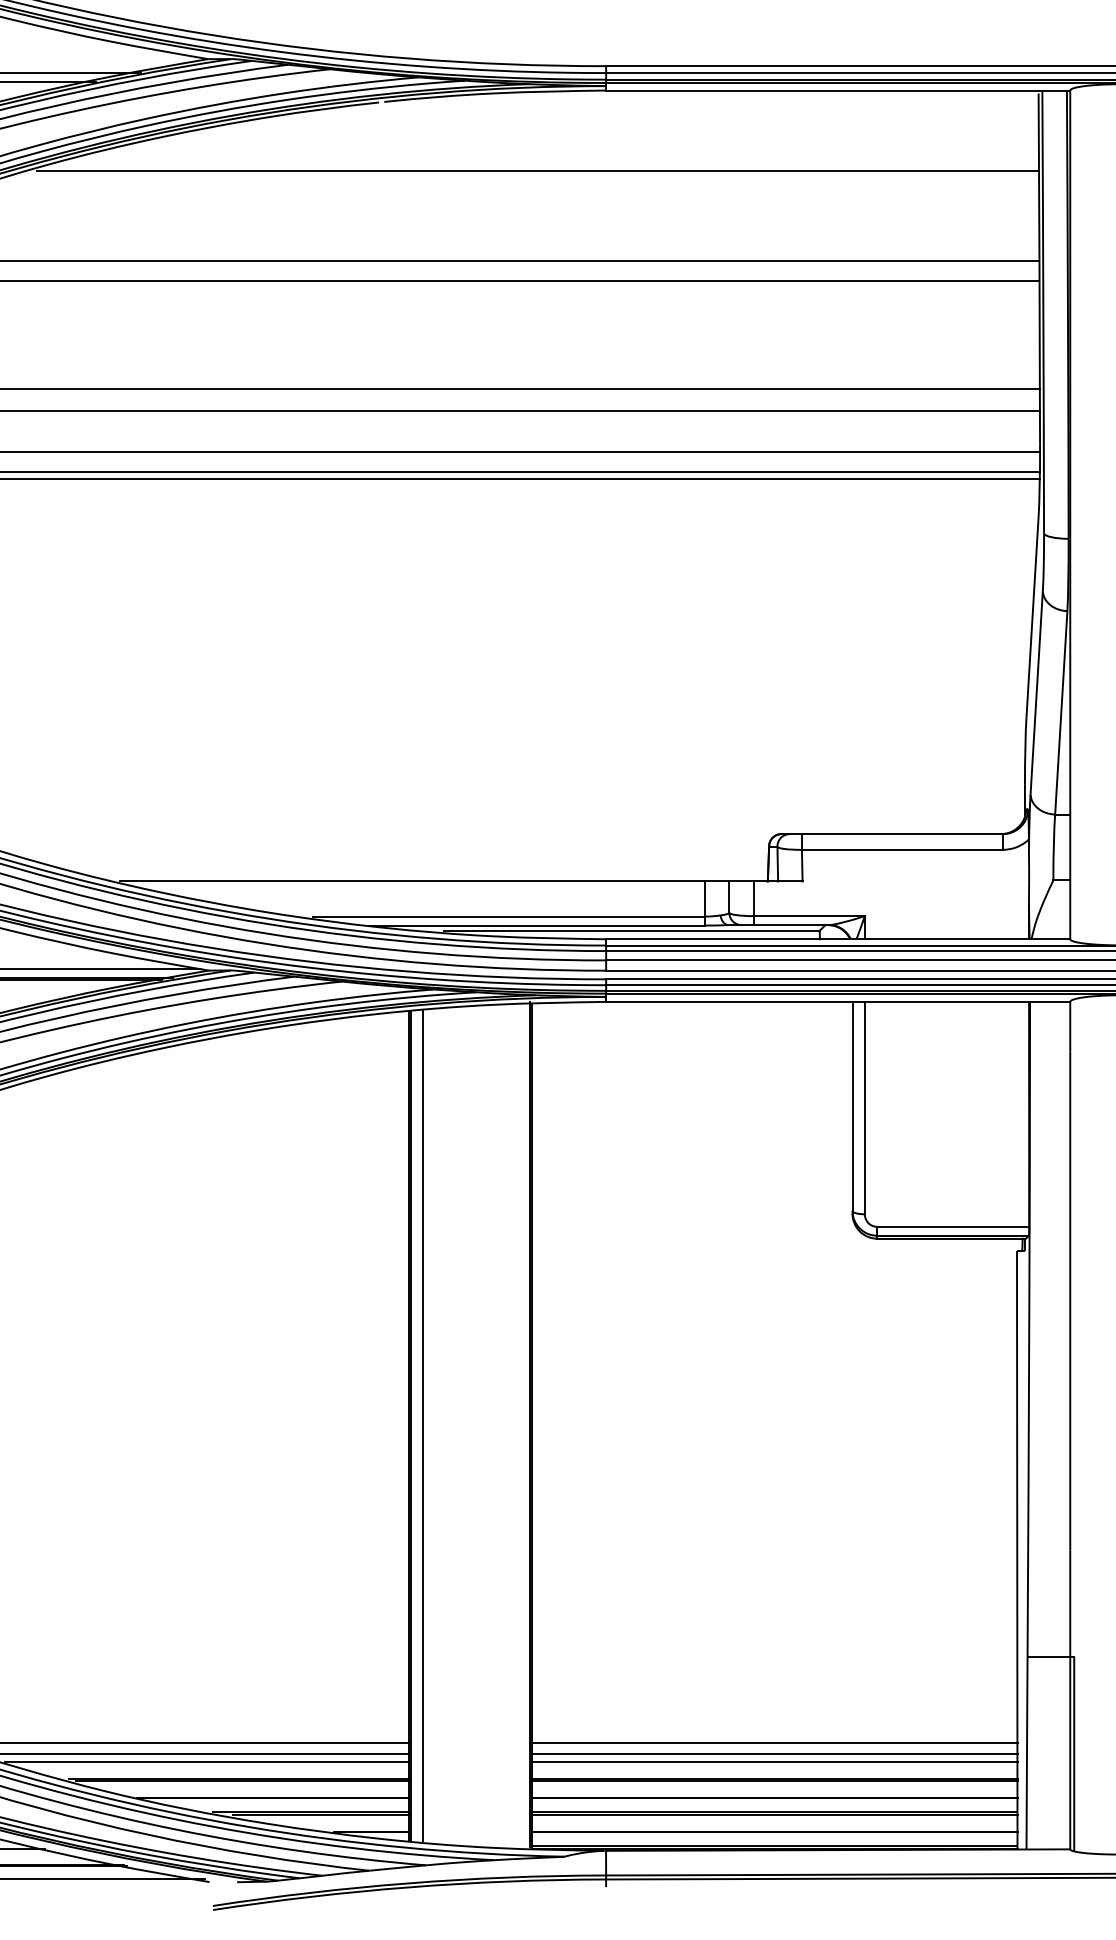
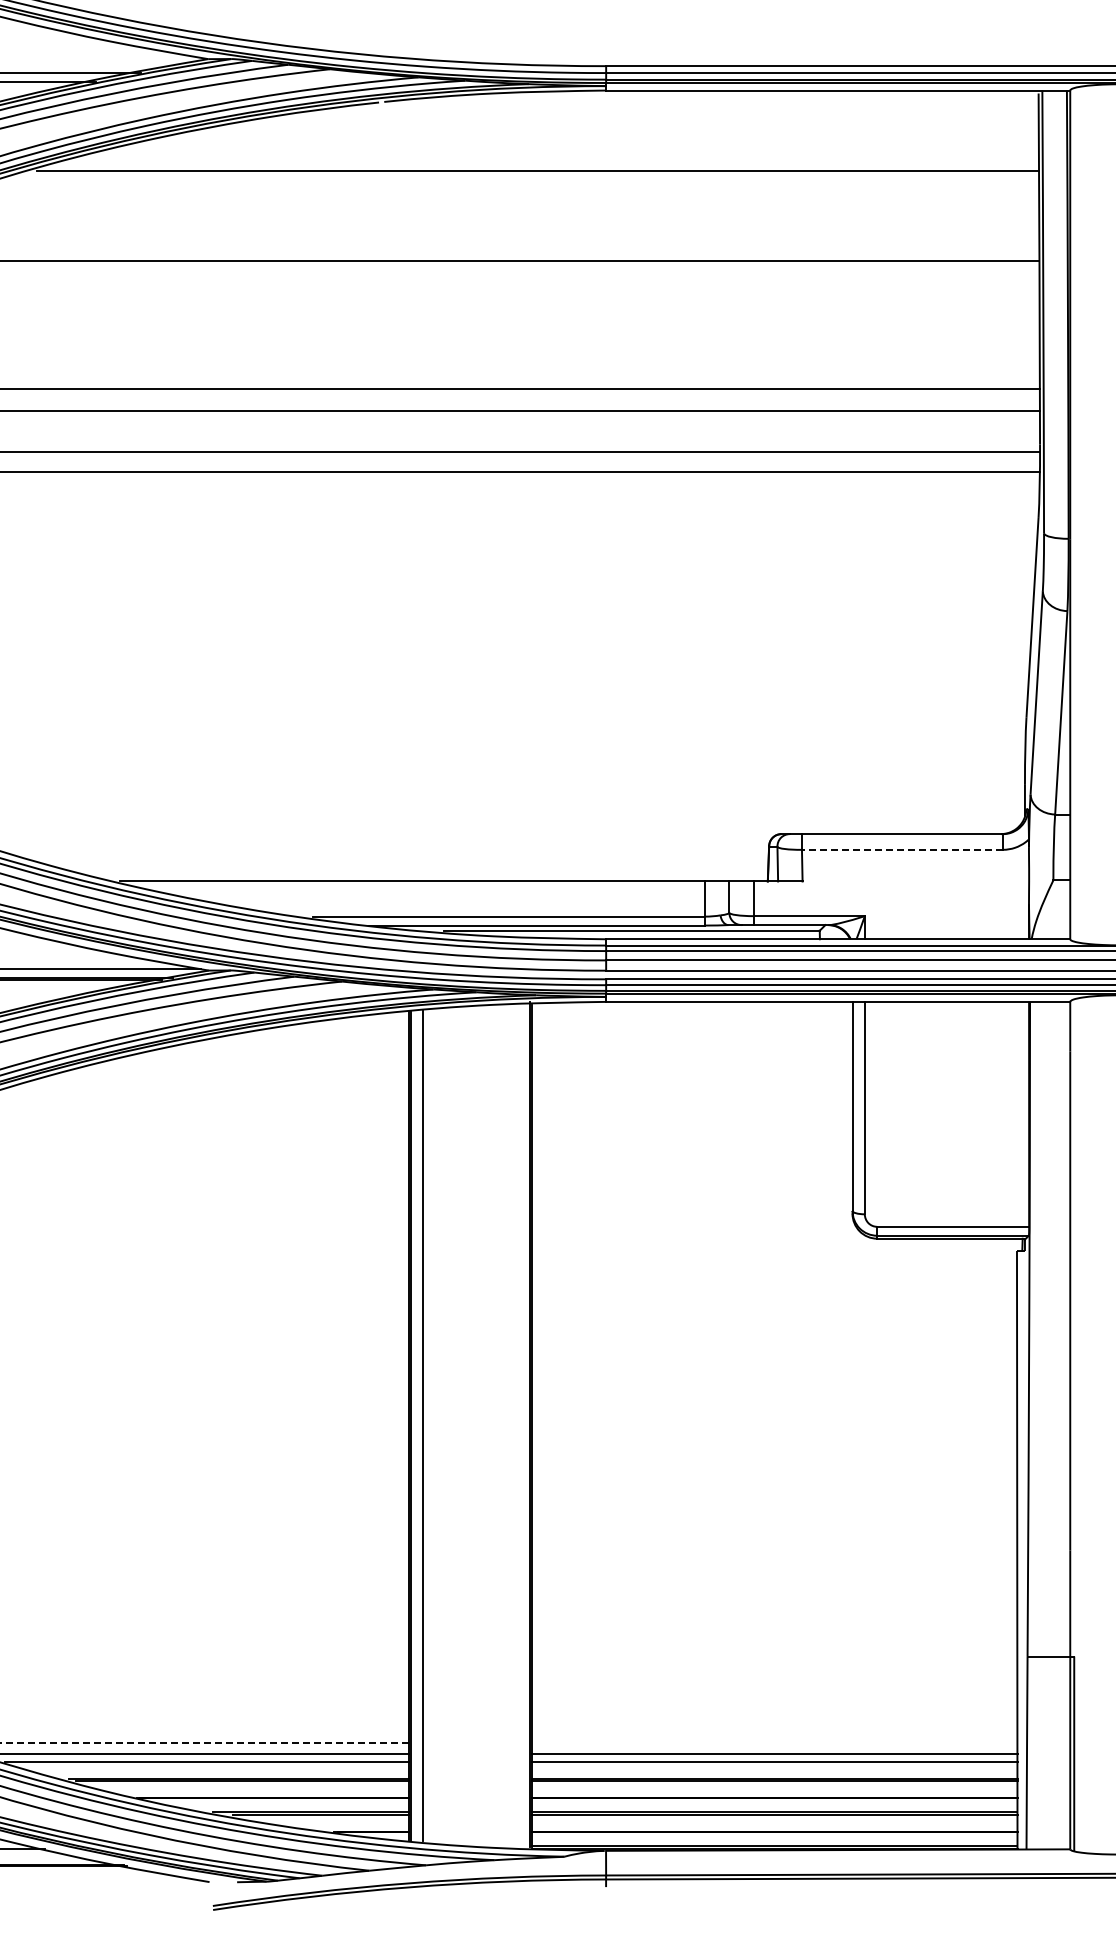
line: present -> none (520, 281)
line: present -> none (520, 479)
line: solid -> dashed (902, 849)
line: solid -> dashed (204, 1743)
line: present -> none (774, 1743)
line: present -> none (103, 1878)
